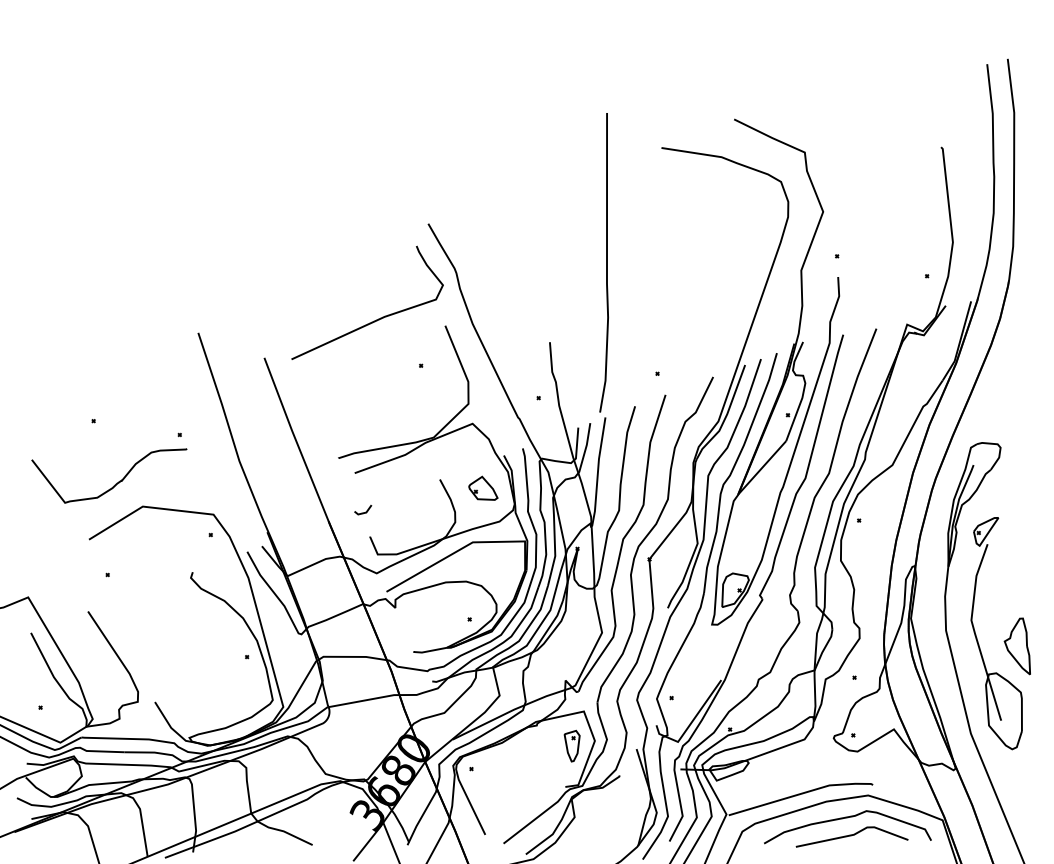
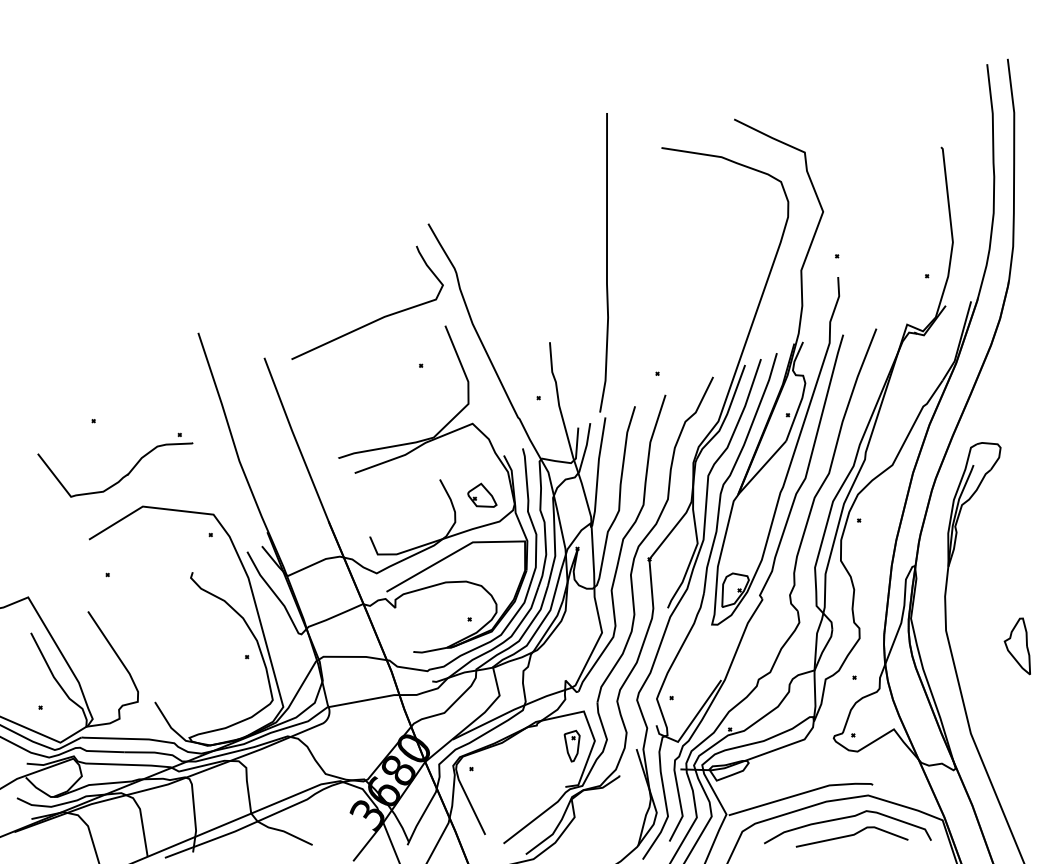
curve position: (115, 483) -> (121, 477) (121, 477)
part position: (483, 487) -> (482, 494) (482, 494)
line: present -> none (363, 512)
part: present -> none (977, 637)
